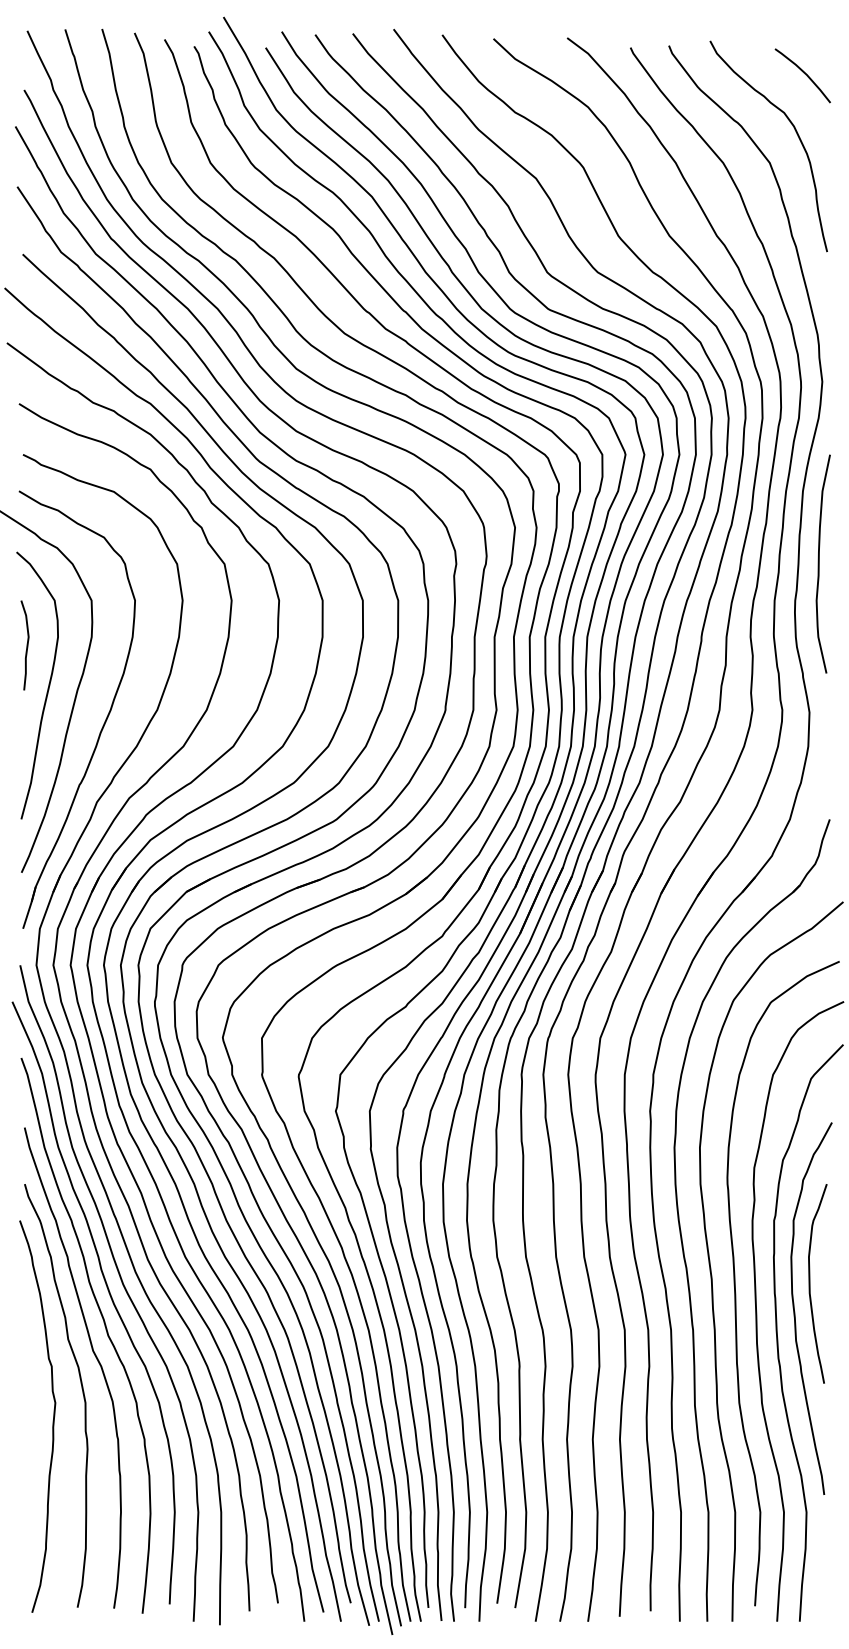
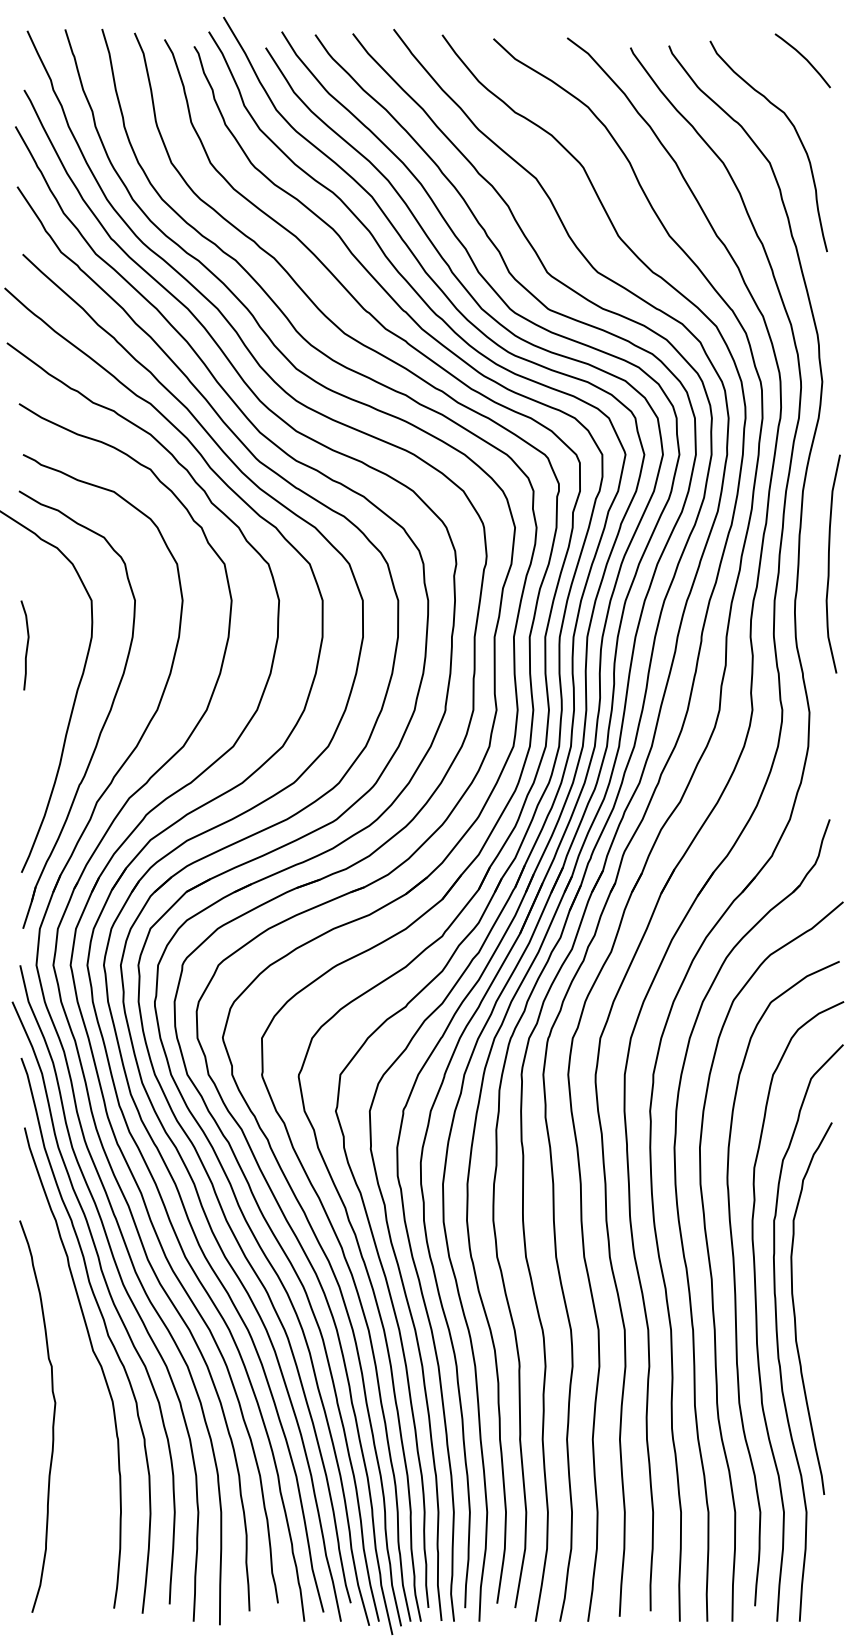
curve position: (803, 73) -> (803, 58) (803, 58)
curve position: (819, 563) -> (829, 563) (829, 563)
curve: present -> none (47, 688)
curve: present -> none (810, 1283)
curve: present -> none (81, 1388)
